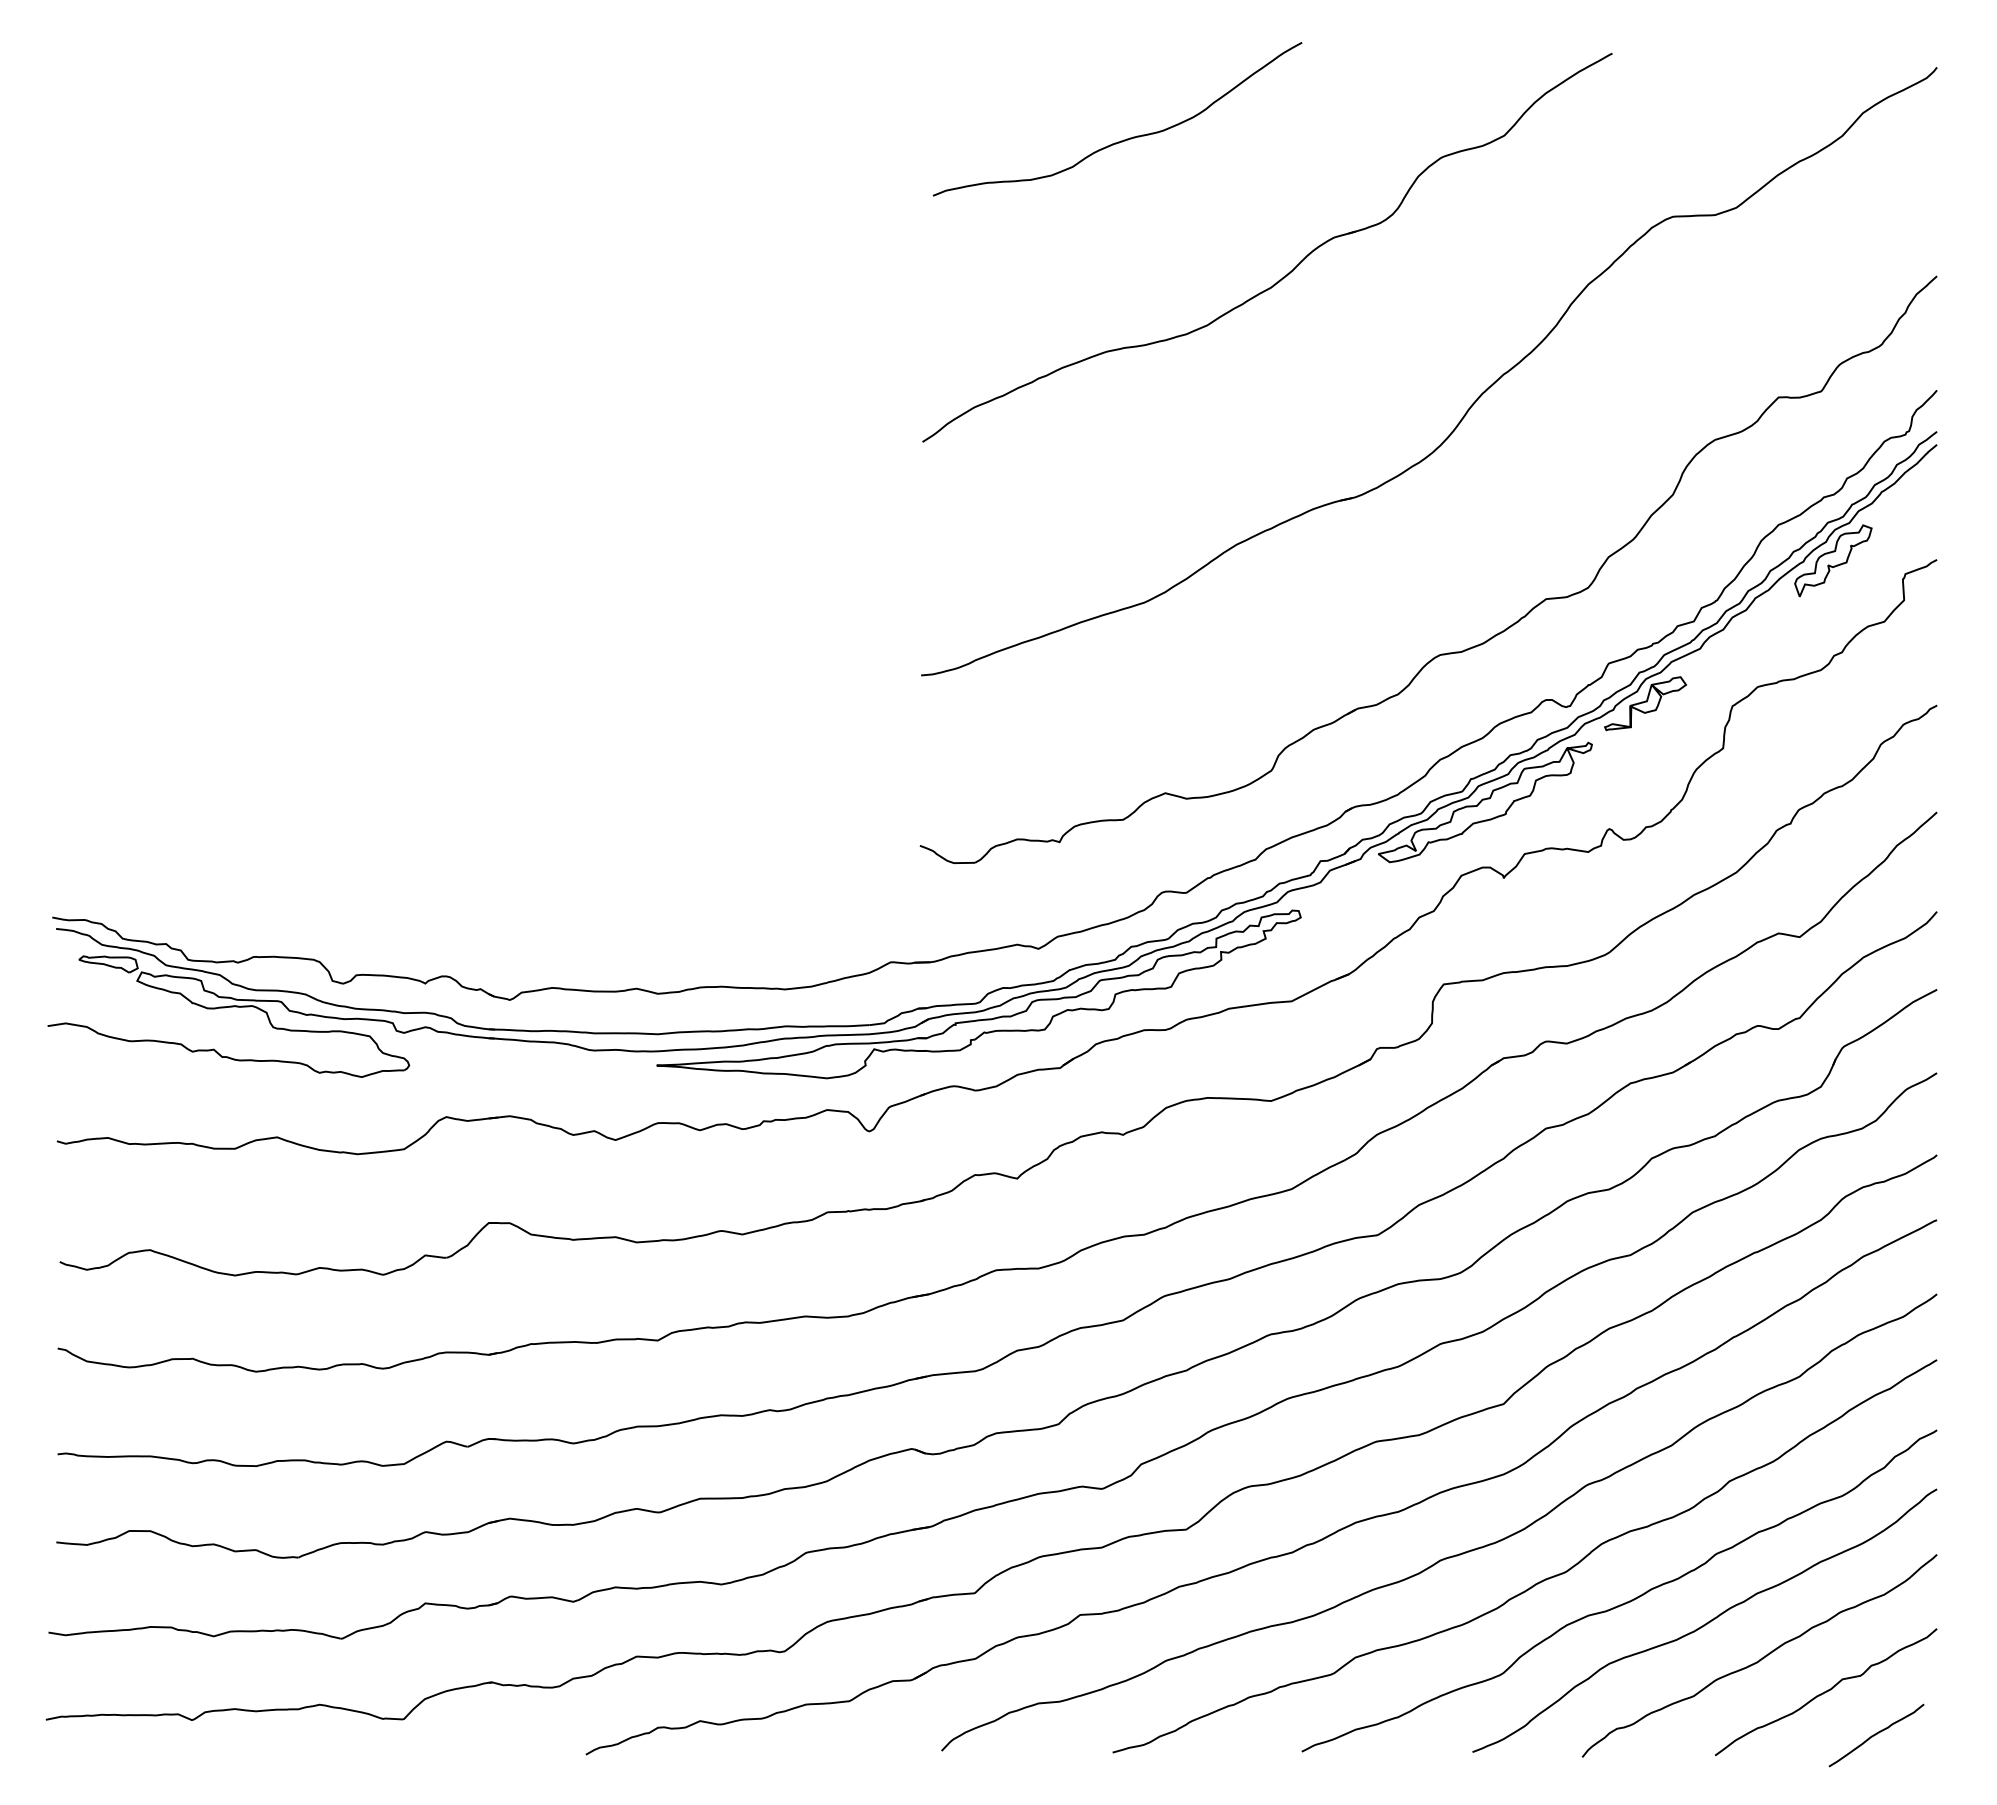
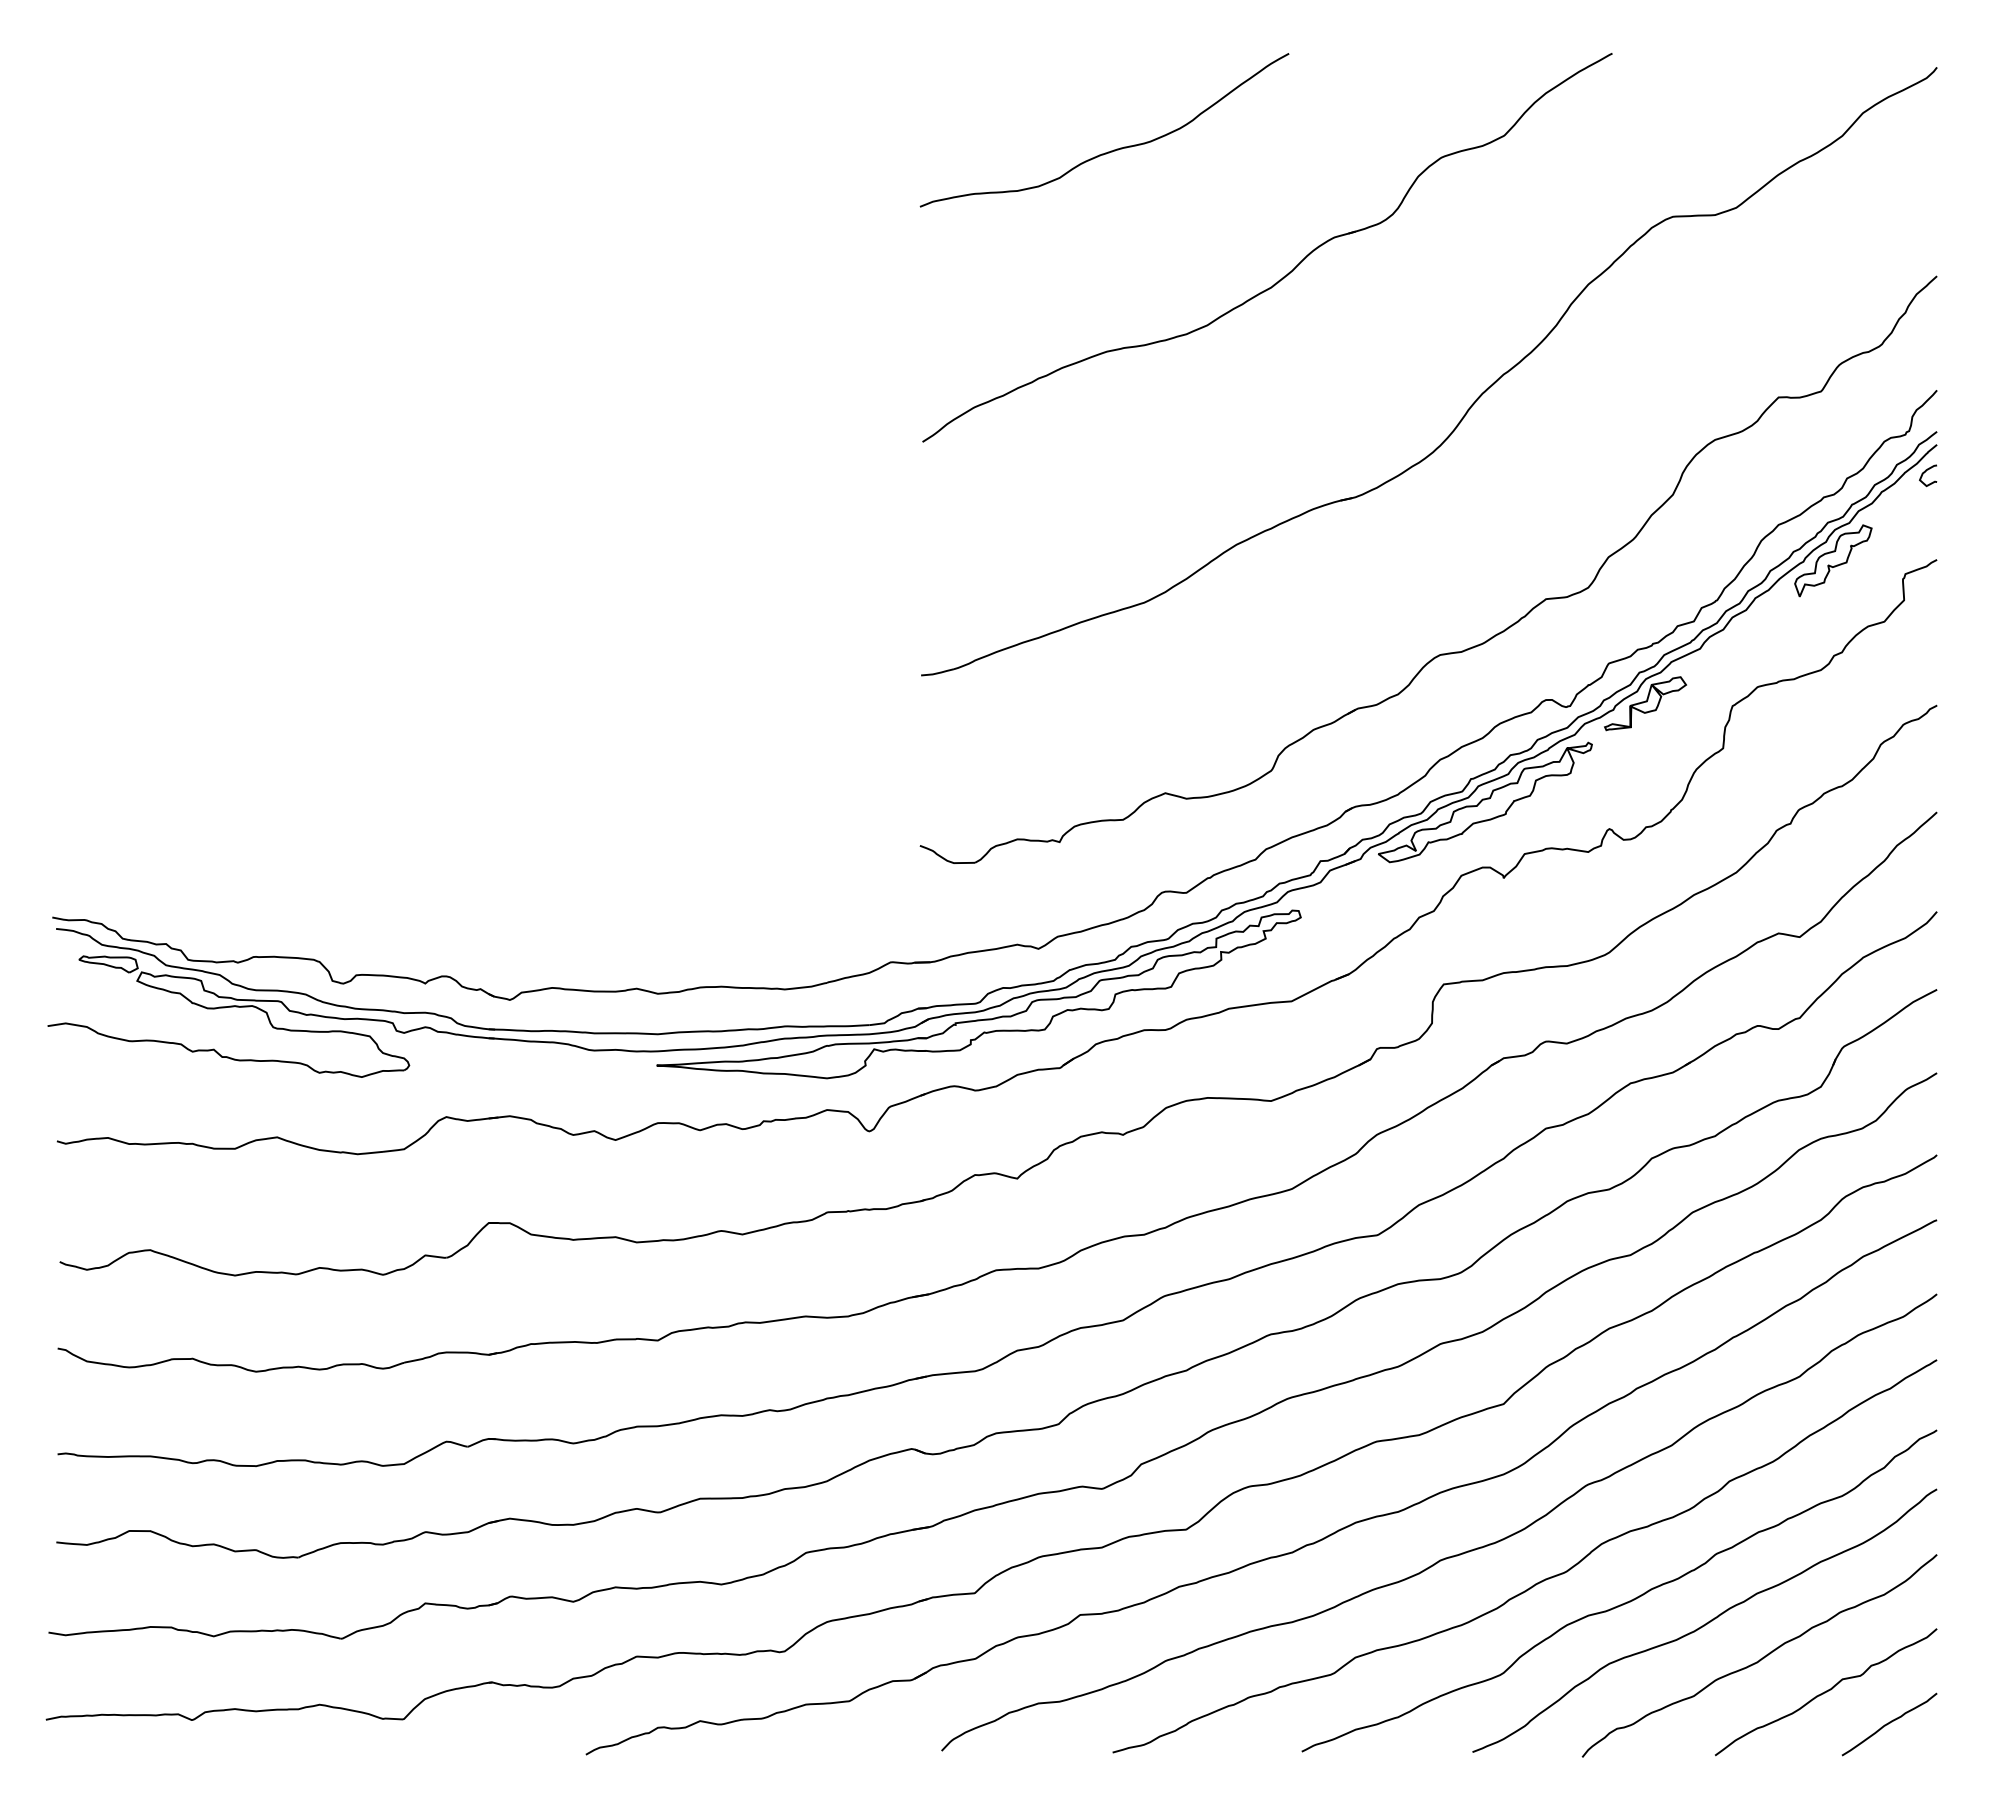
curve position: (1124, 139) -> (1111, 150) (1111, 150)
curve: none -> present (1925, 472)
curve position: (1876, 1734) -> (1889, 1723) (1889, 1723)
